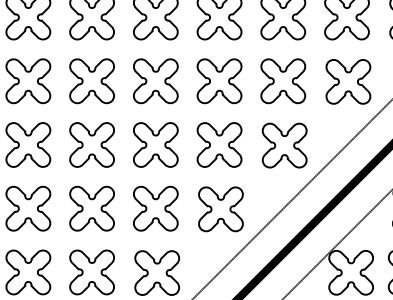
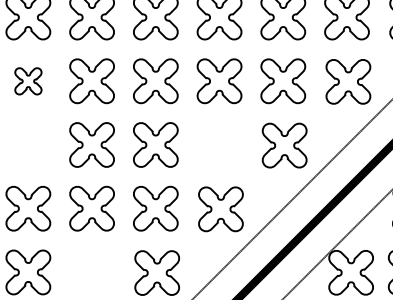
part size: 47x47 px -> 29x29 px (28, 81)
part: present -> none (28, 144)
part: present -> none (219, 144)
part: present -> none (91, 272)
